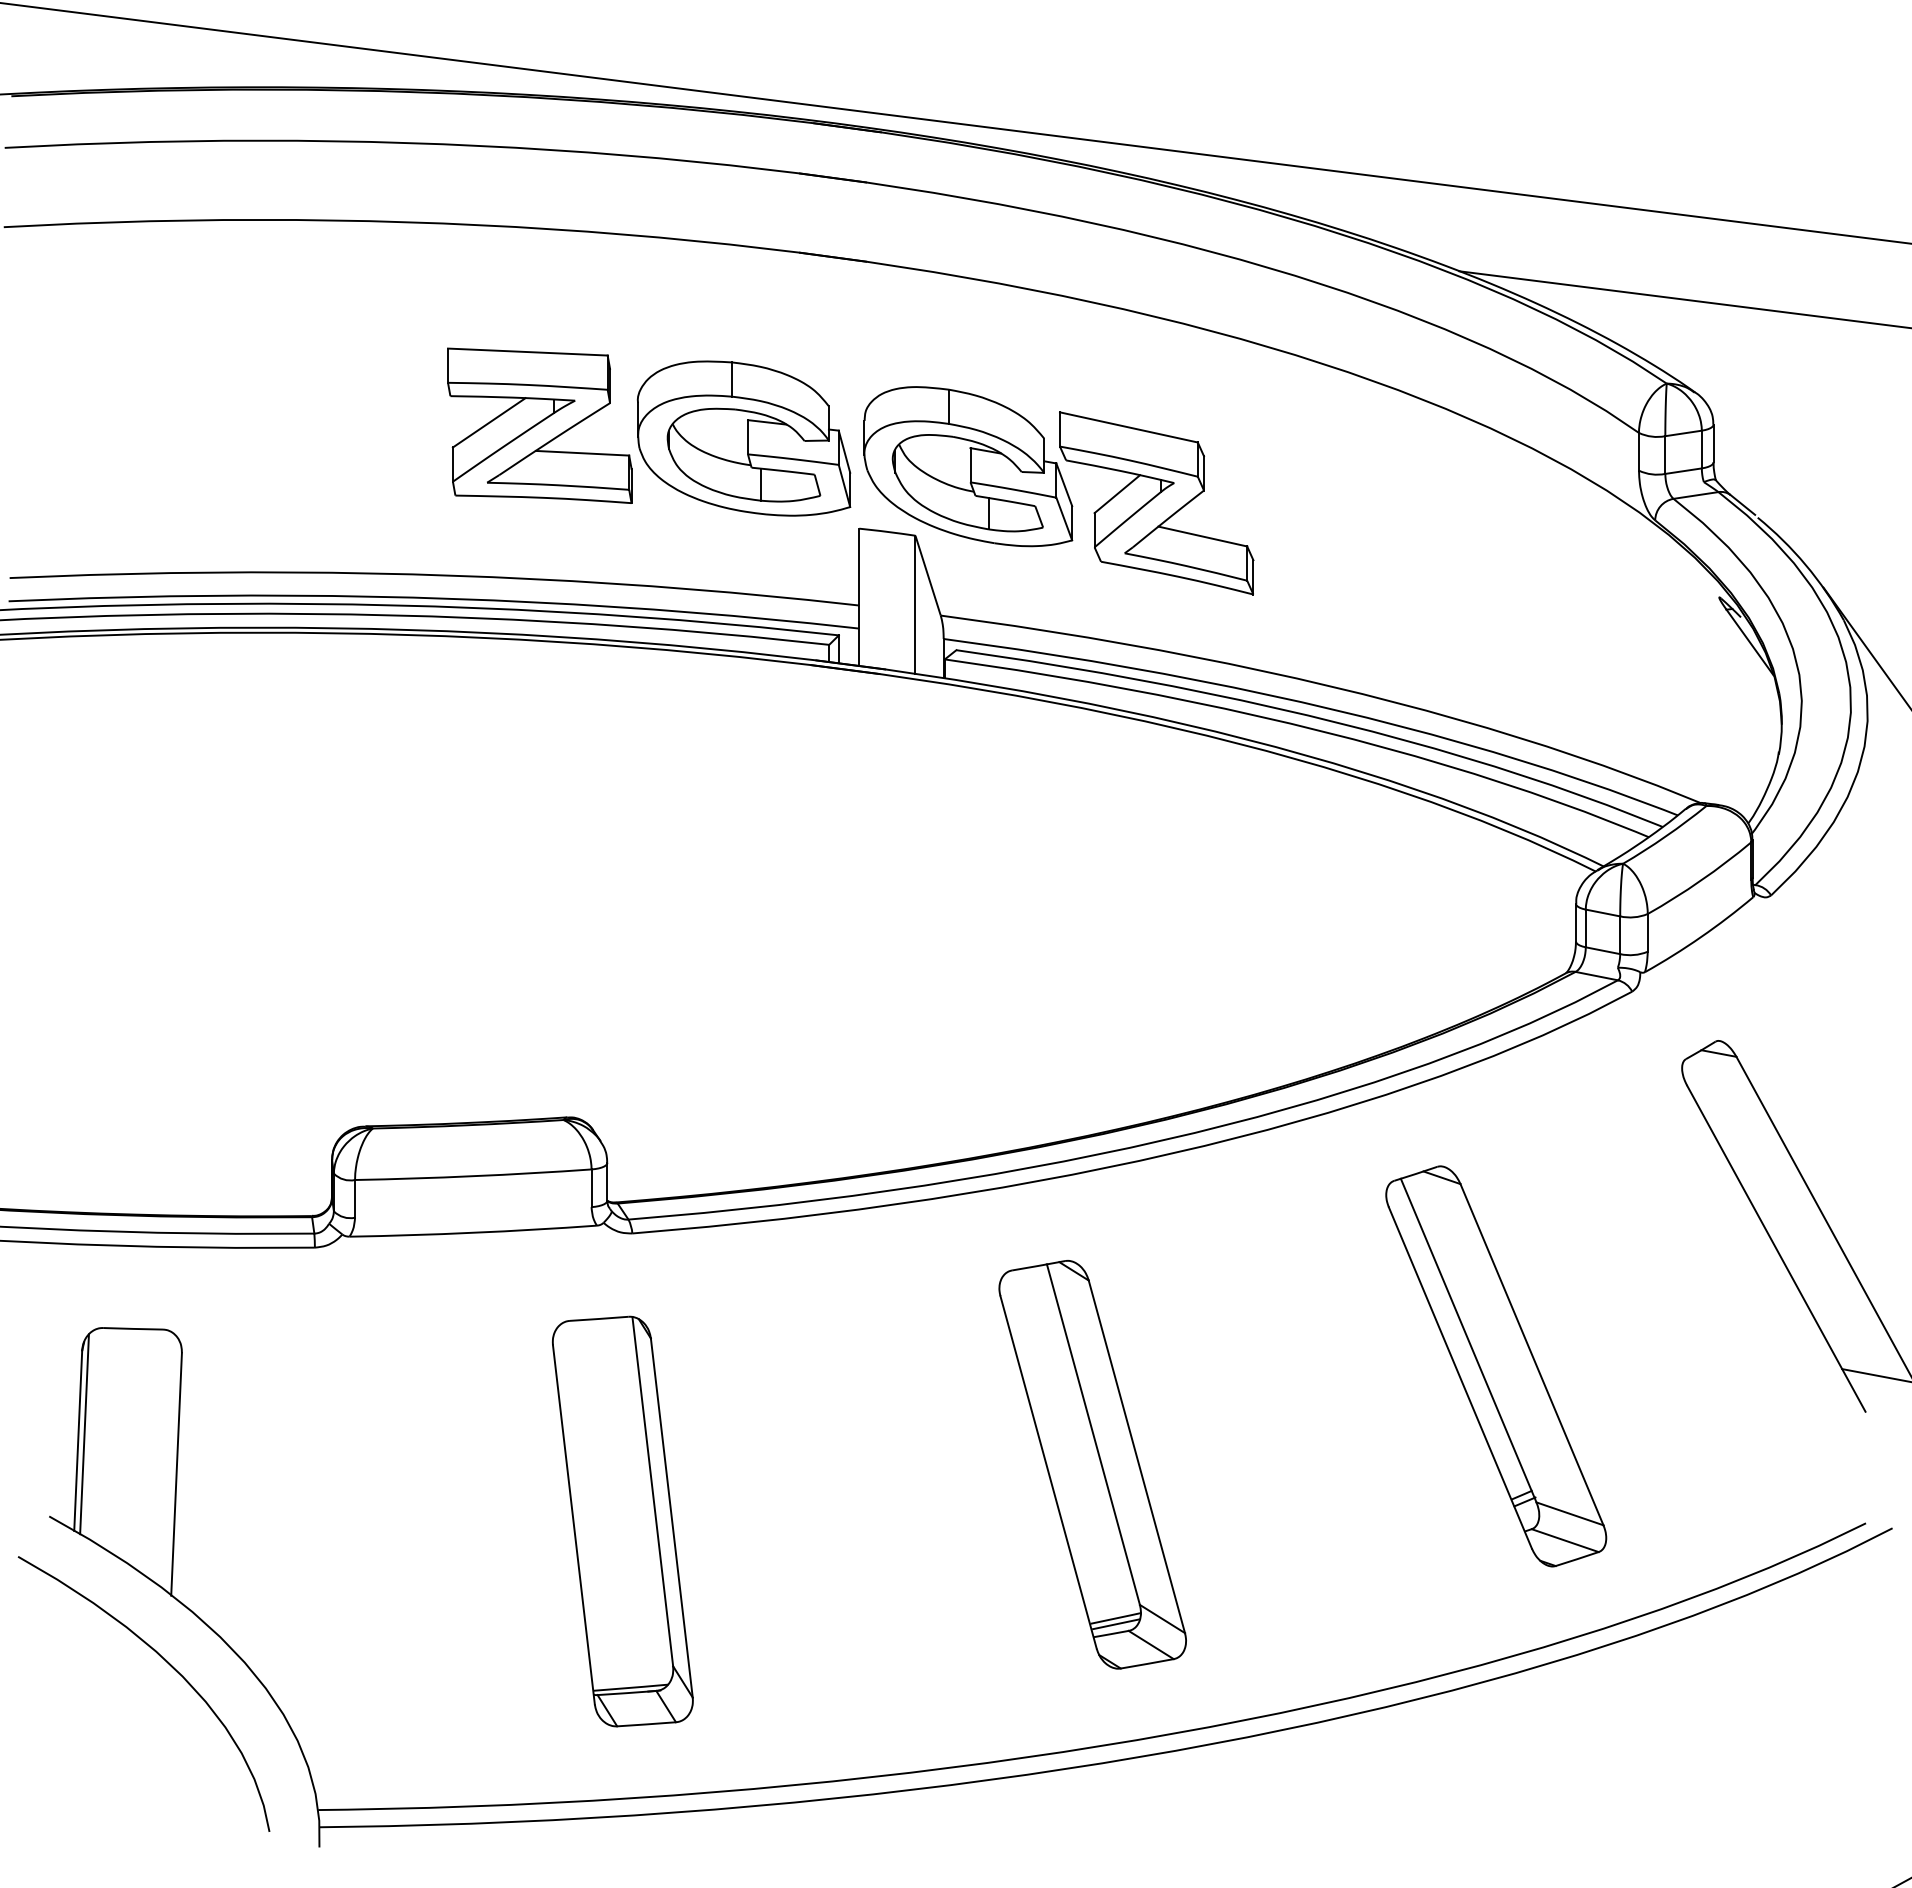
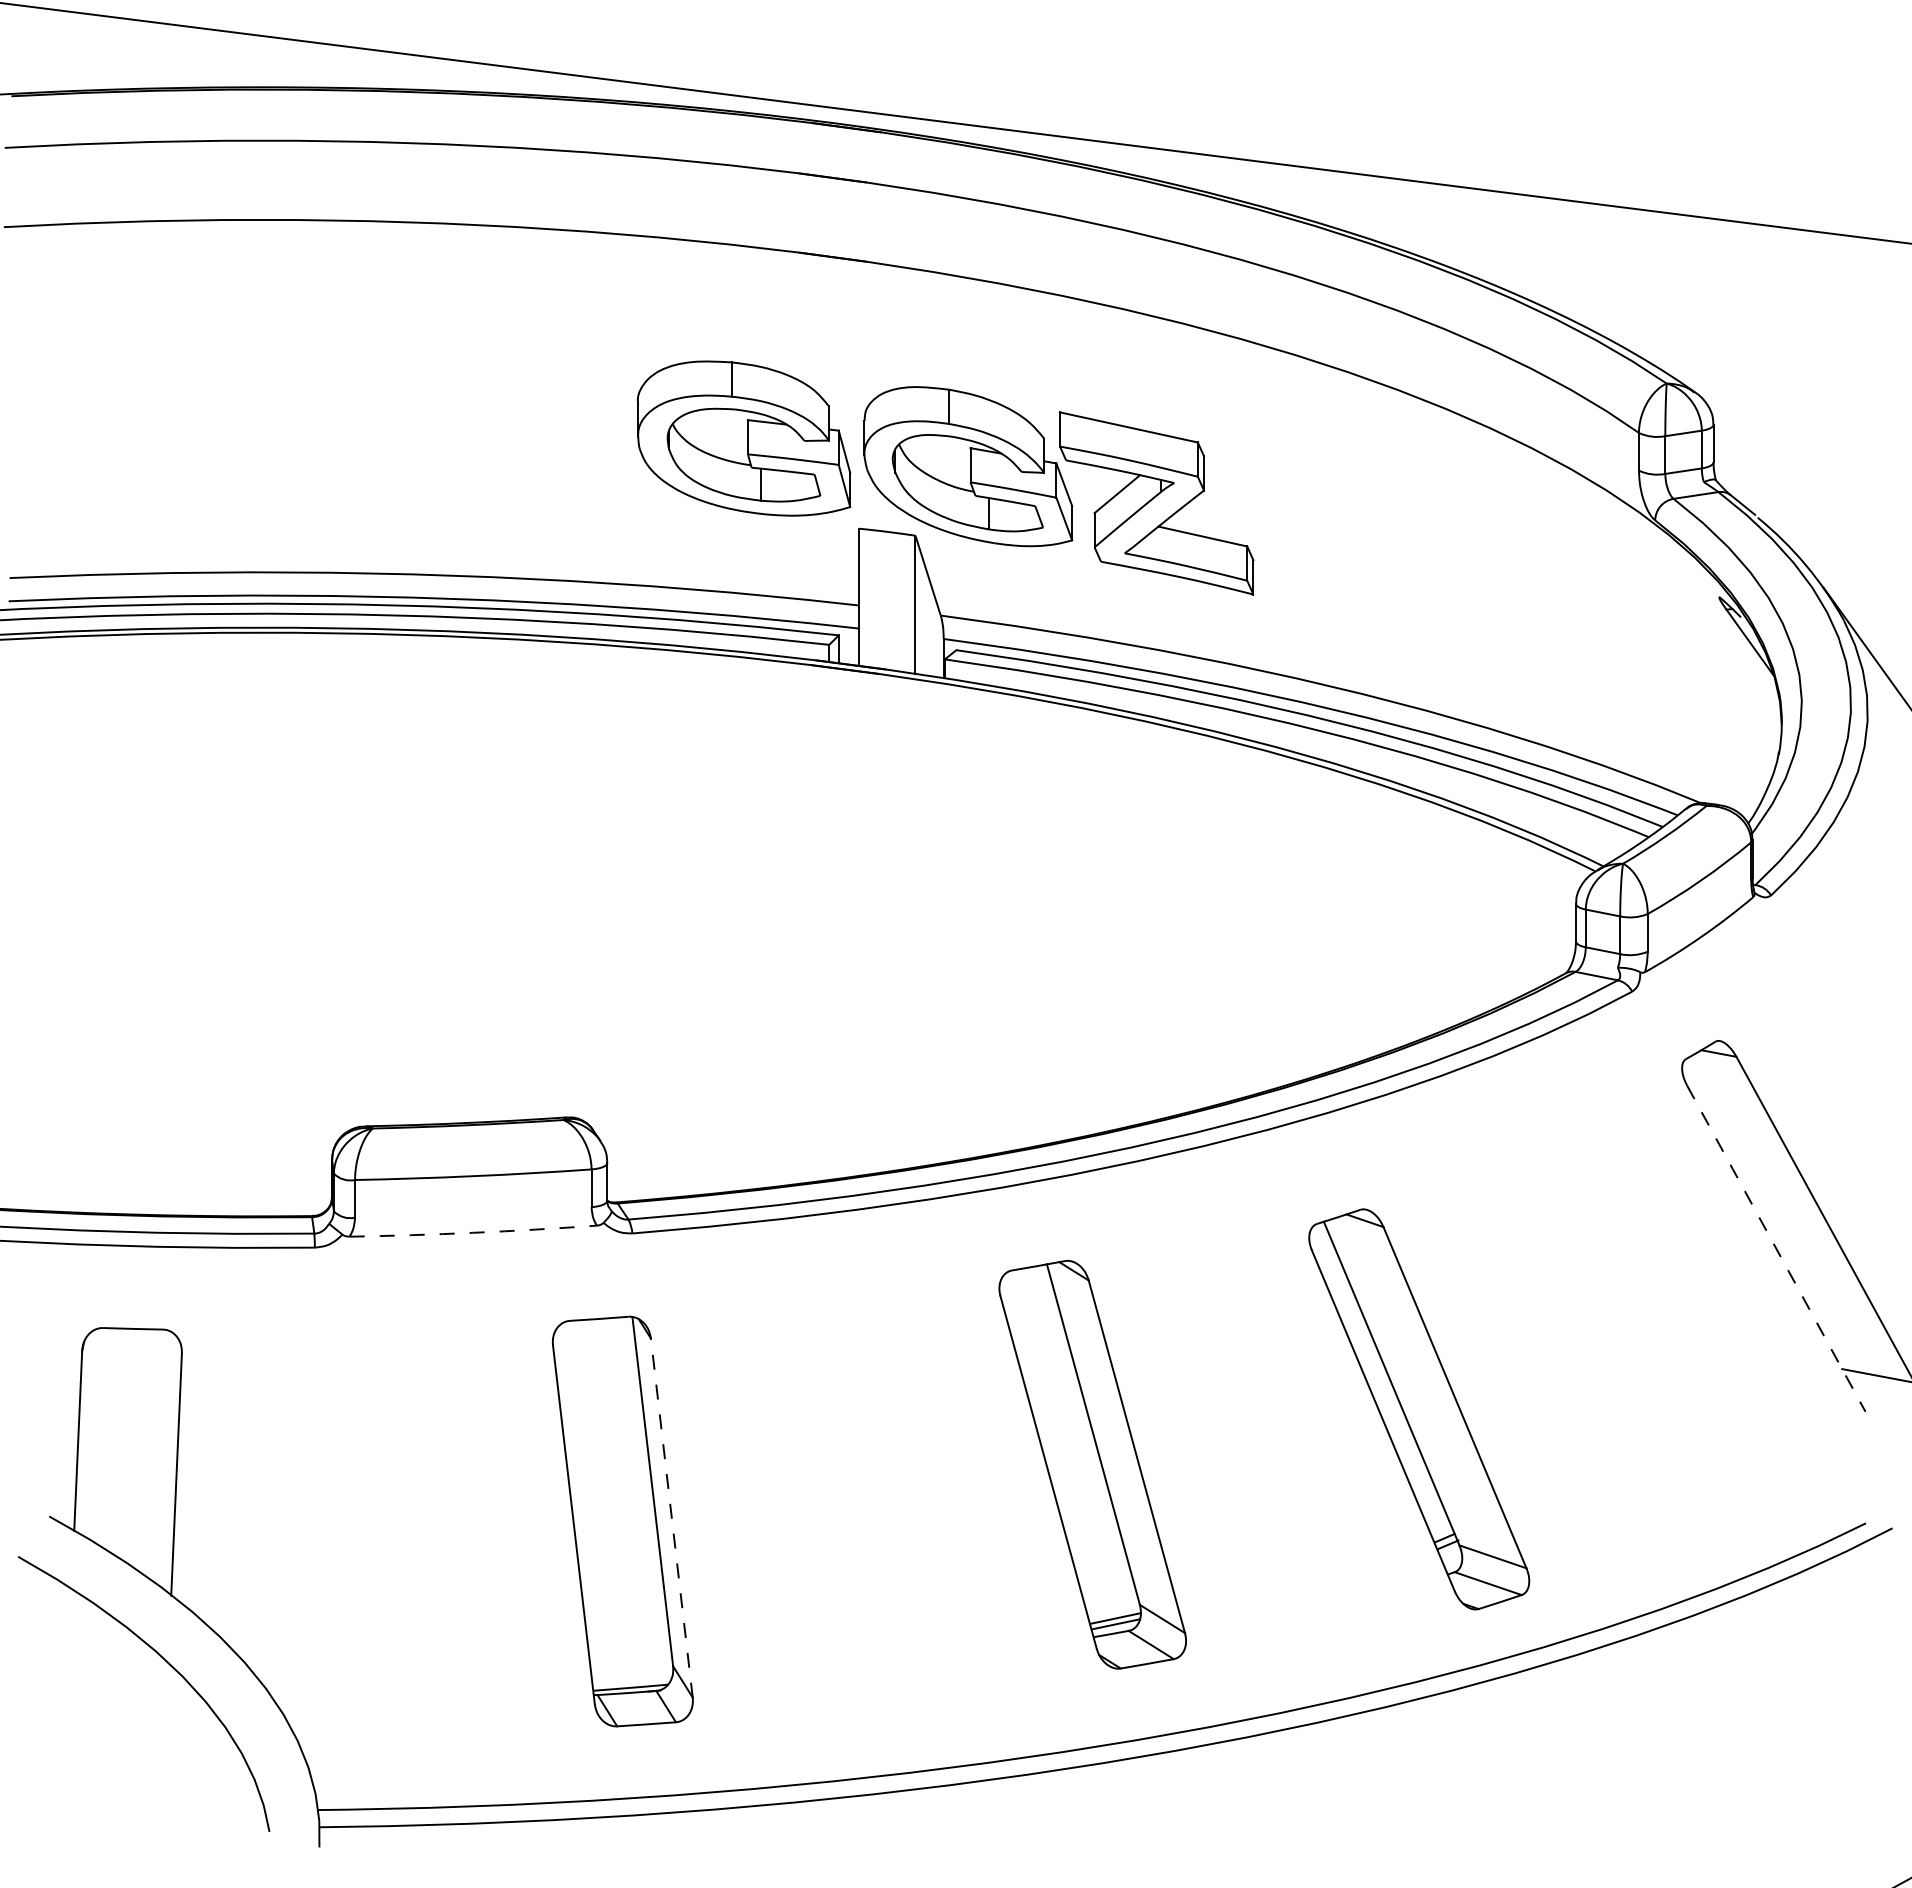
line: present -> none (1683, 299)
part: present -> none (539, 425)
arc: solid -> dashed (473, 1232)
line: solid -> dashed (1776, 1248)
part position: (1496, 1366) -> (1419, 1409) (1419, 1409)
line: present -> none (84, 1434)
line: solid -> dashed (671, 1518)
